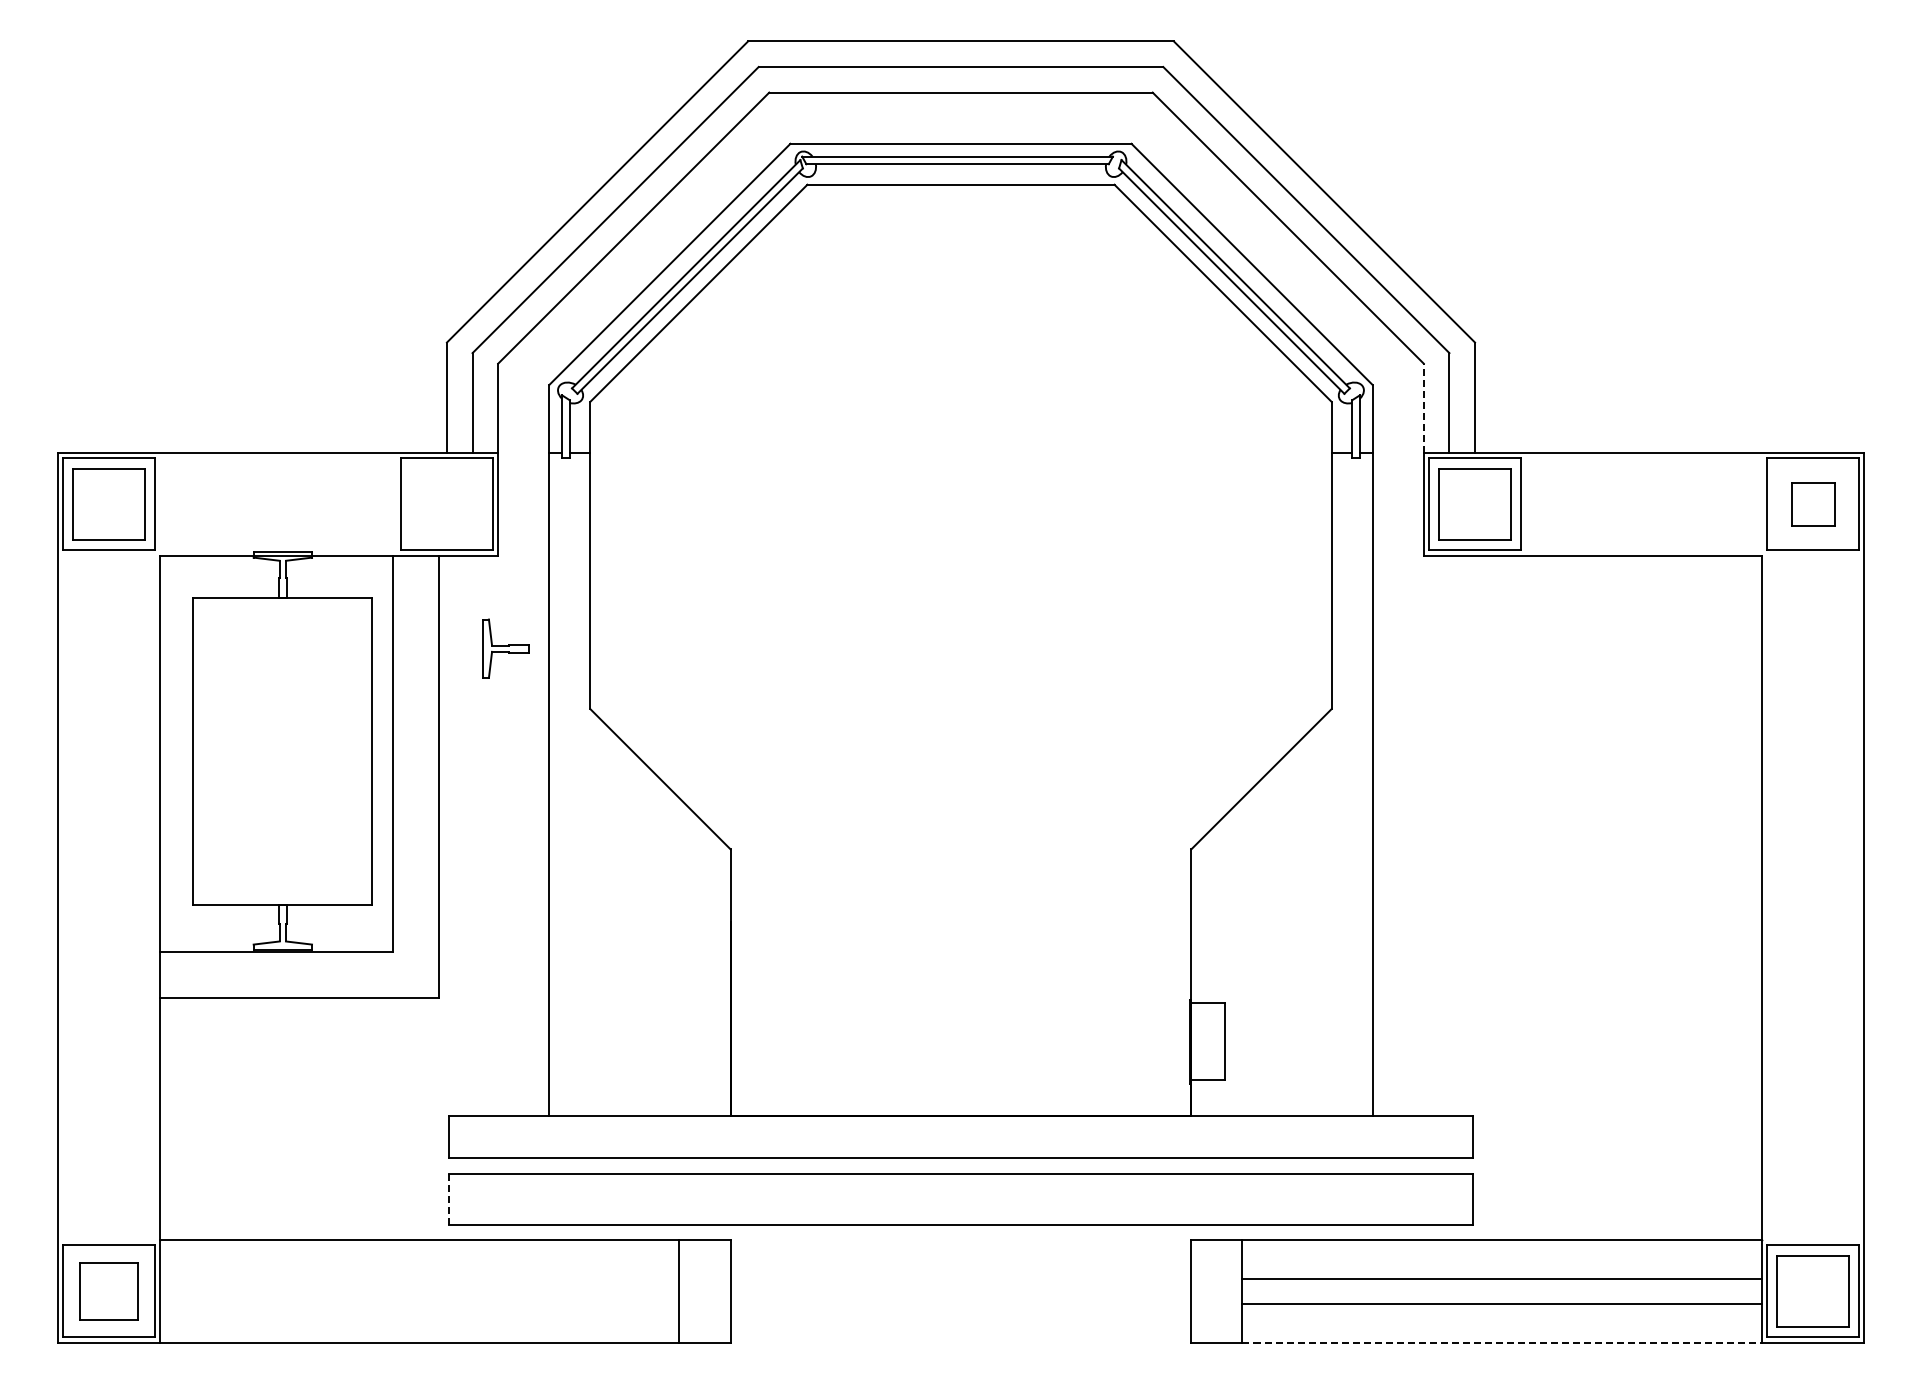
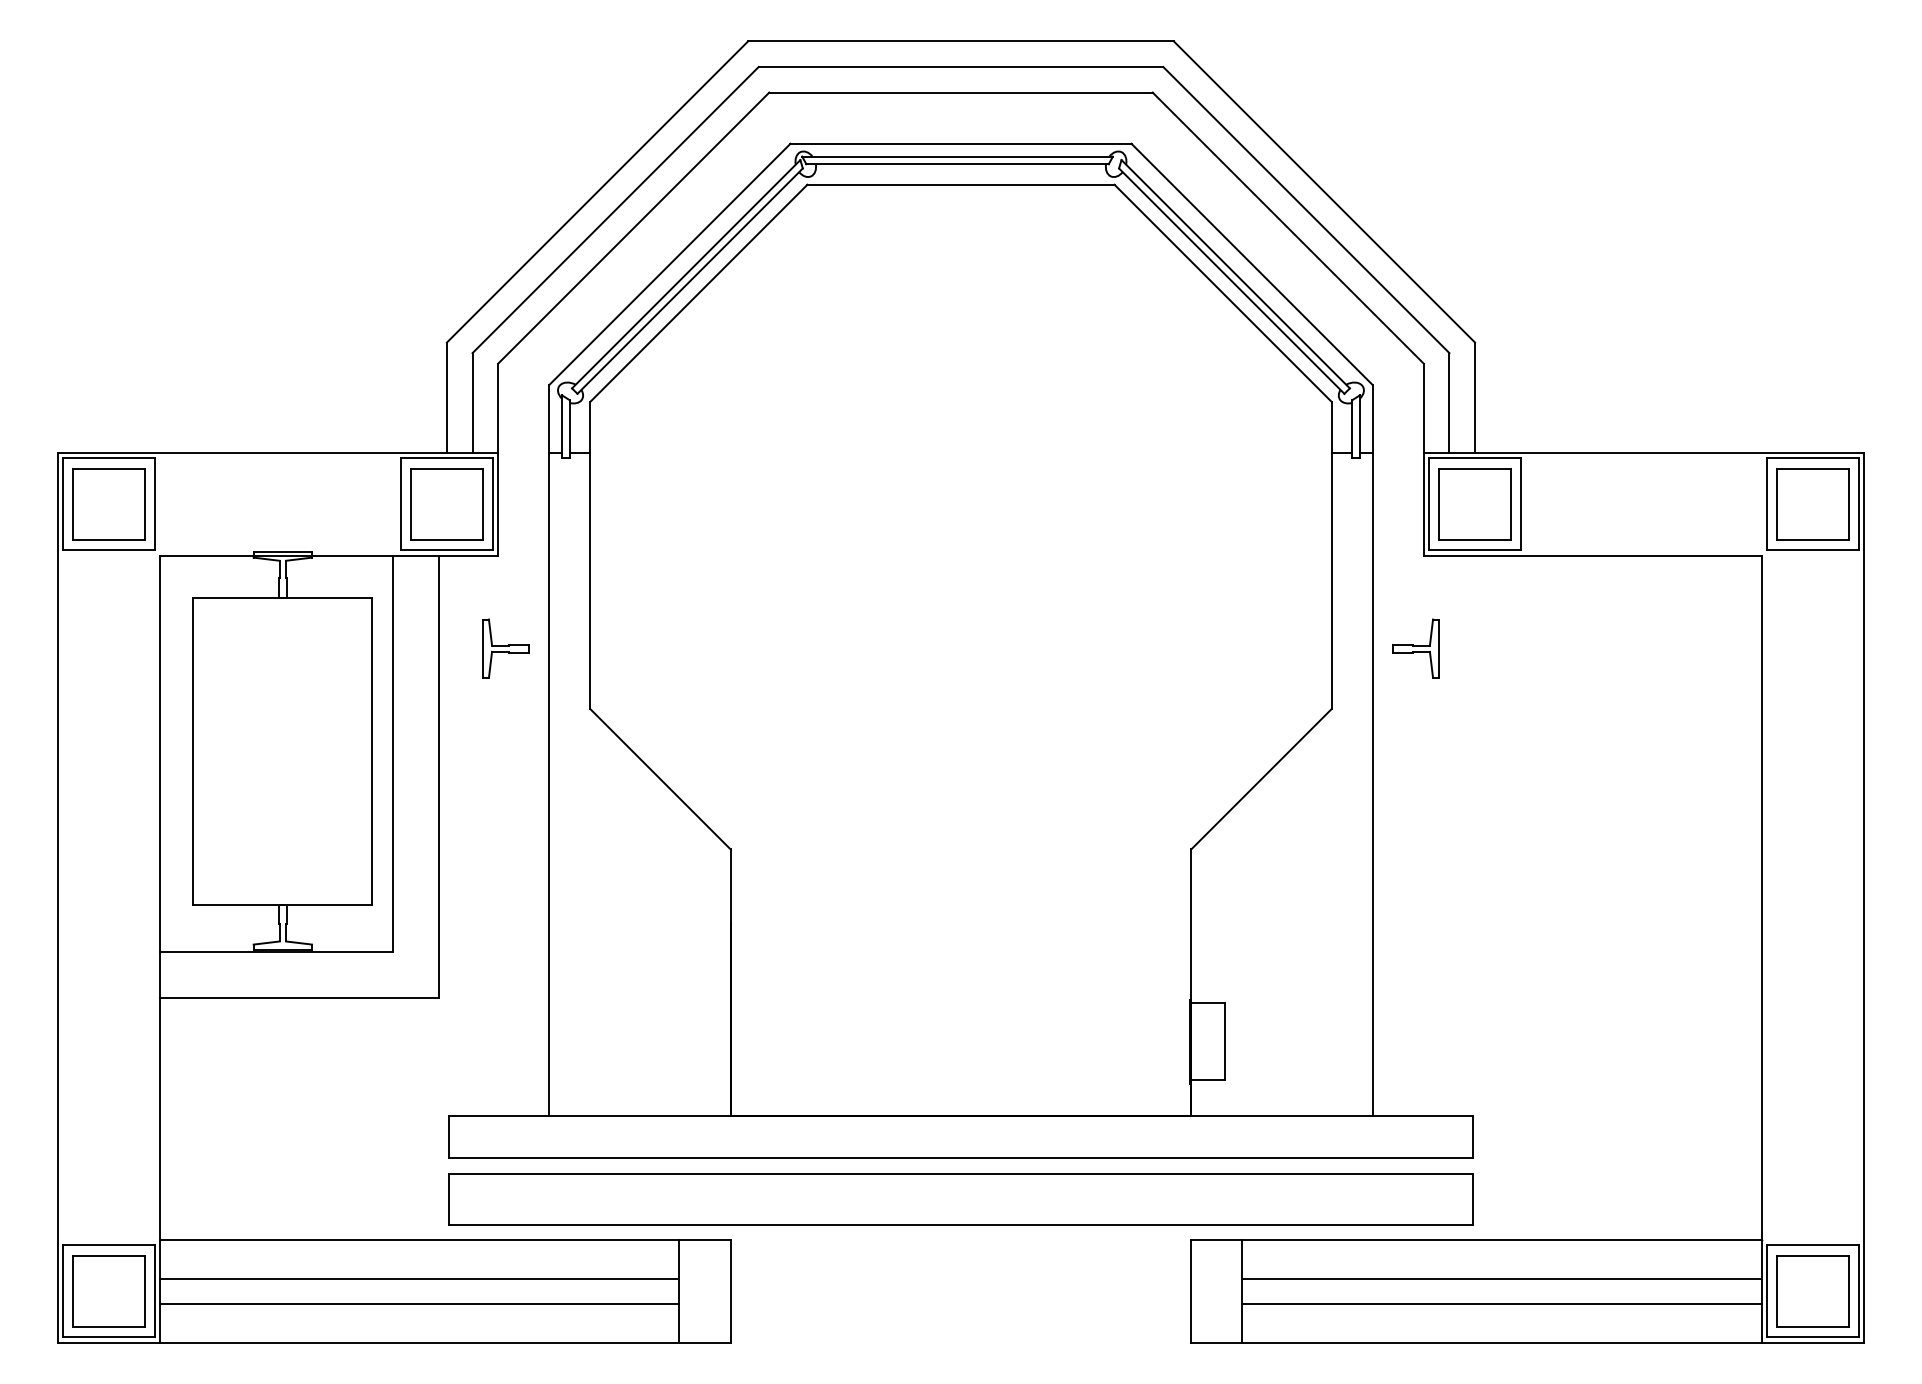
line: dashed -> solid (1423, 408)
part: none -> present (446, 504)
part size: 45x45 px -> 74x73 px (1812, 504)
part: none -> present (1415, 648)
line: dashed -> solid (449, 1199)
line: none -> present (419, 1278)
part size: 60x59 px -> 74x73 px (108, 1291)
line: none -> present (419, 1304)
line: dashed -> solid (1502, 1342)
